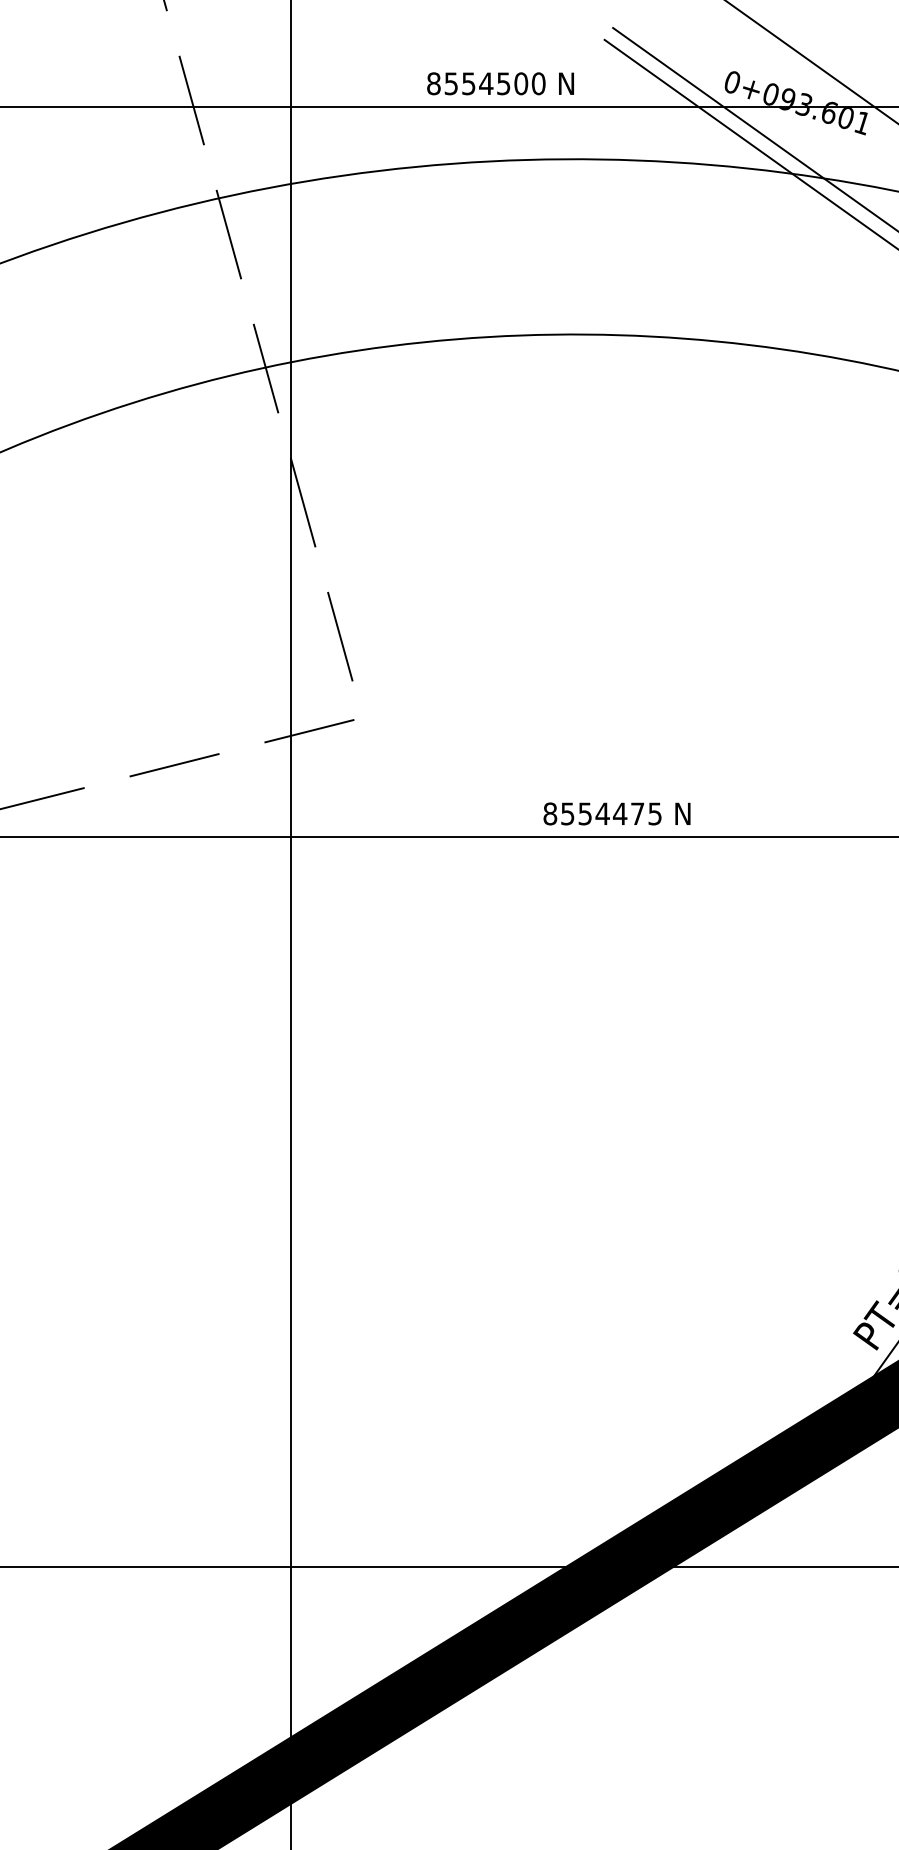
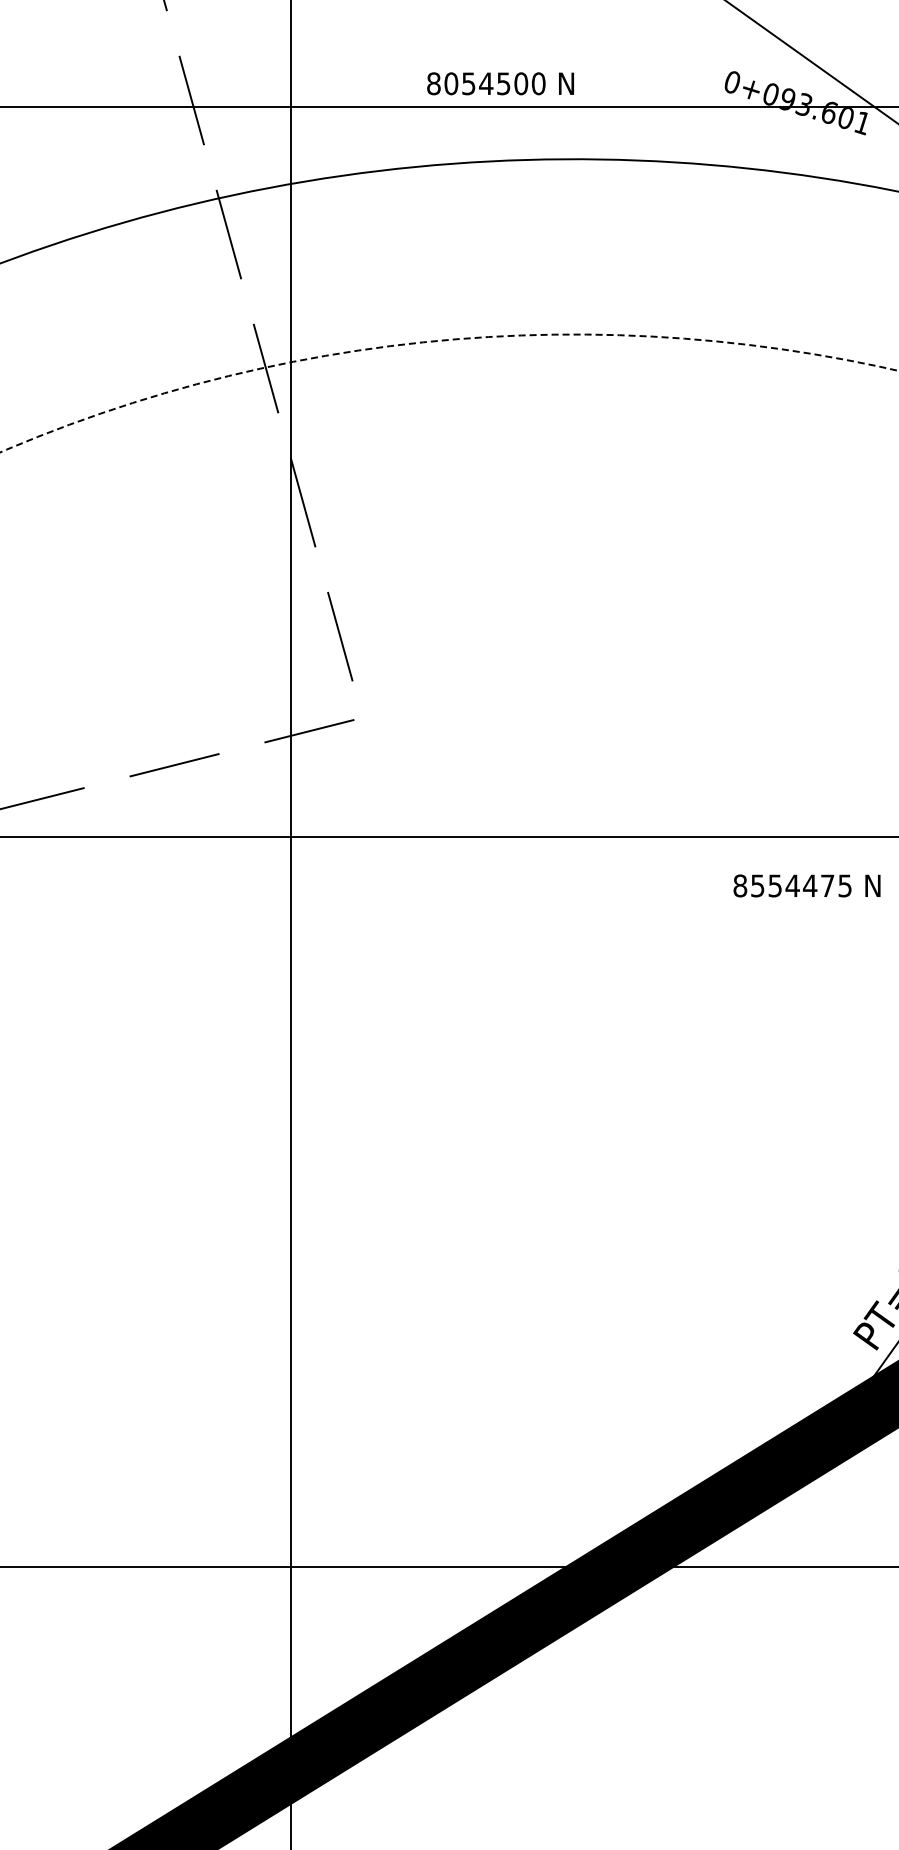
text: 8554500 -> 8054500 (451, 83)
line: present -> none (754, 128)
line: present -> none (749, 143)
arc: solid -> dashed (442, 340)
text position: (616, 813) -> (806, 885) (806, 885)
